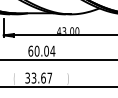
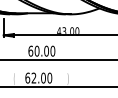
text: 60.04 -> 60.00 (52, 50)
text: 33.67 -> 62.00 (38, 77)
